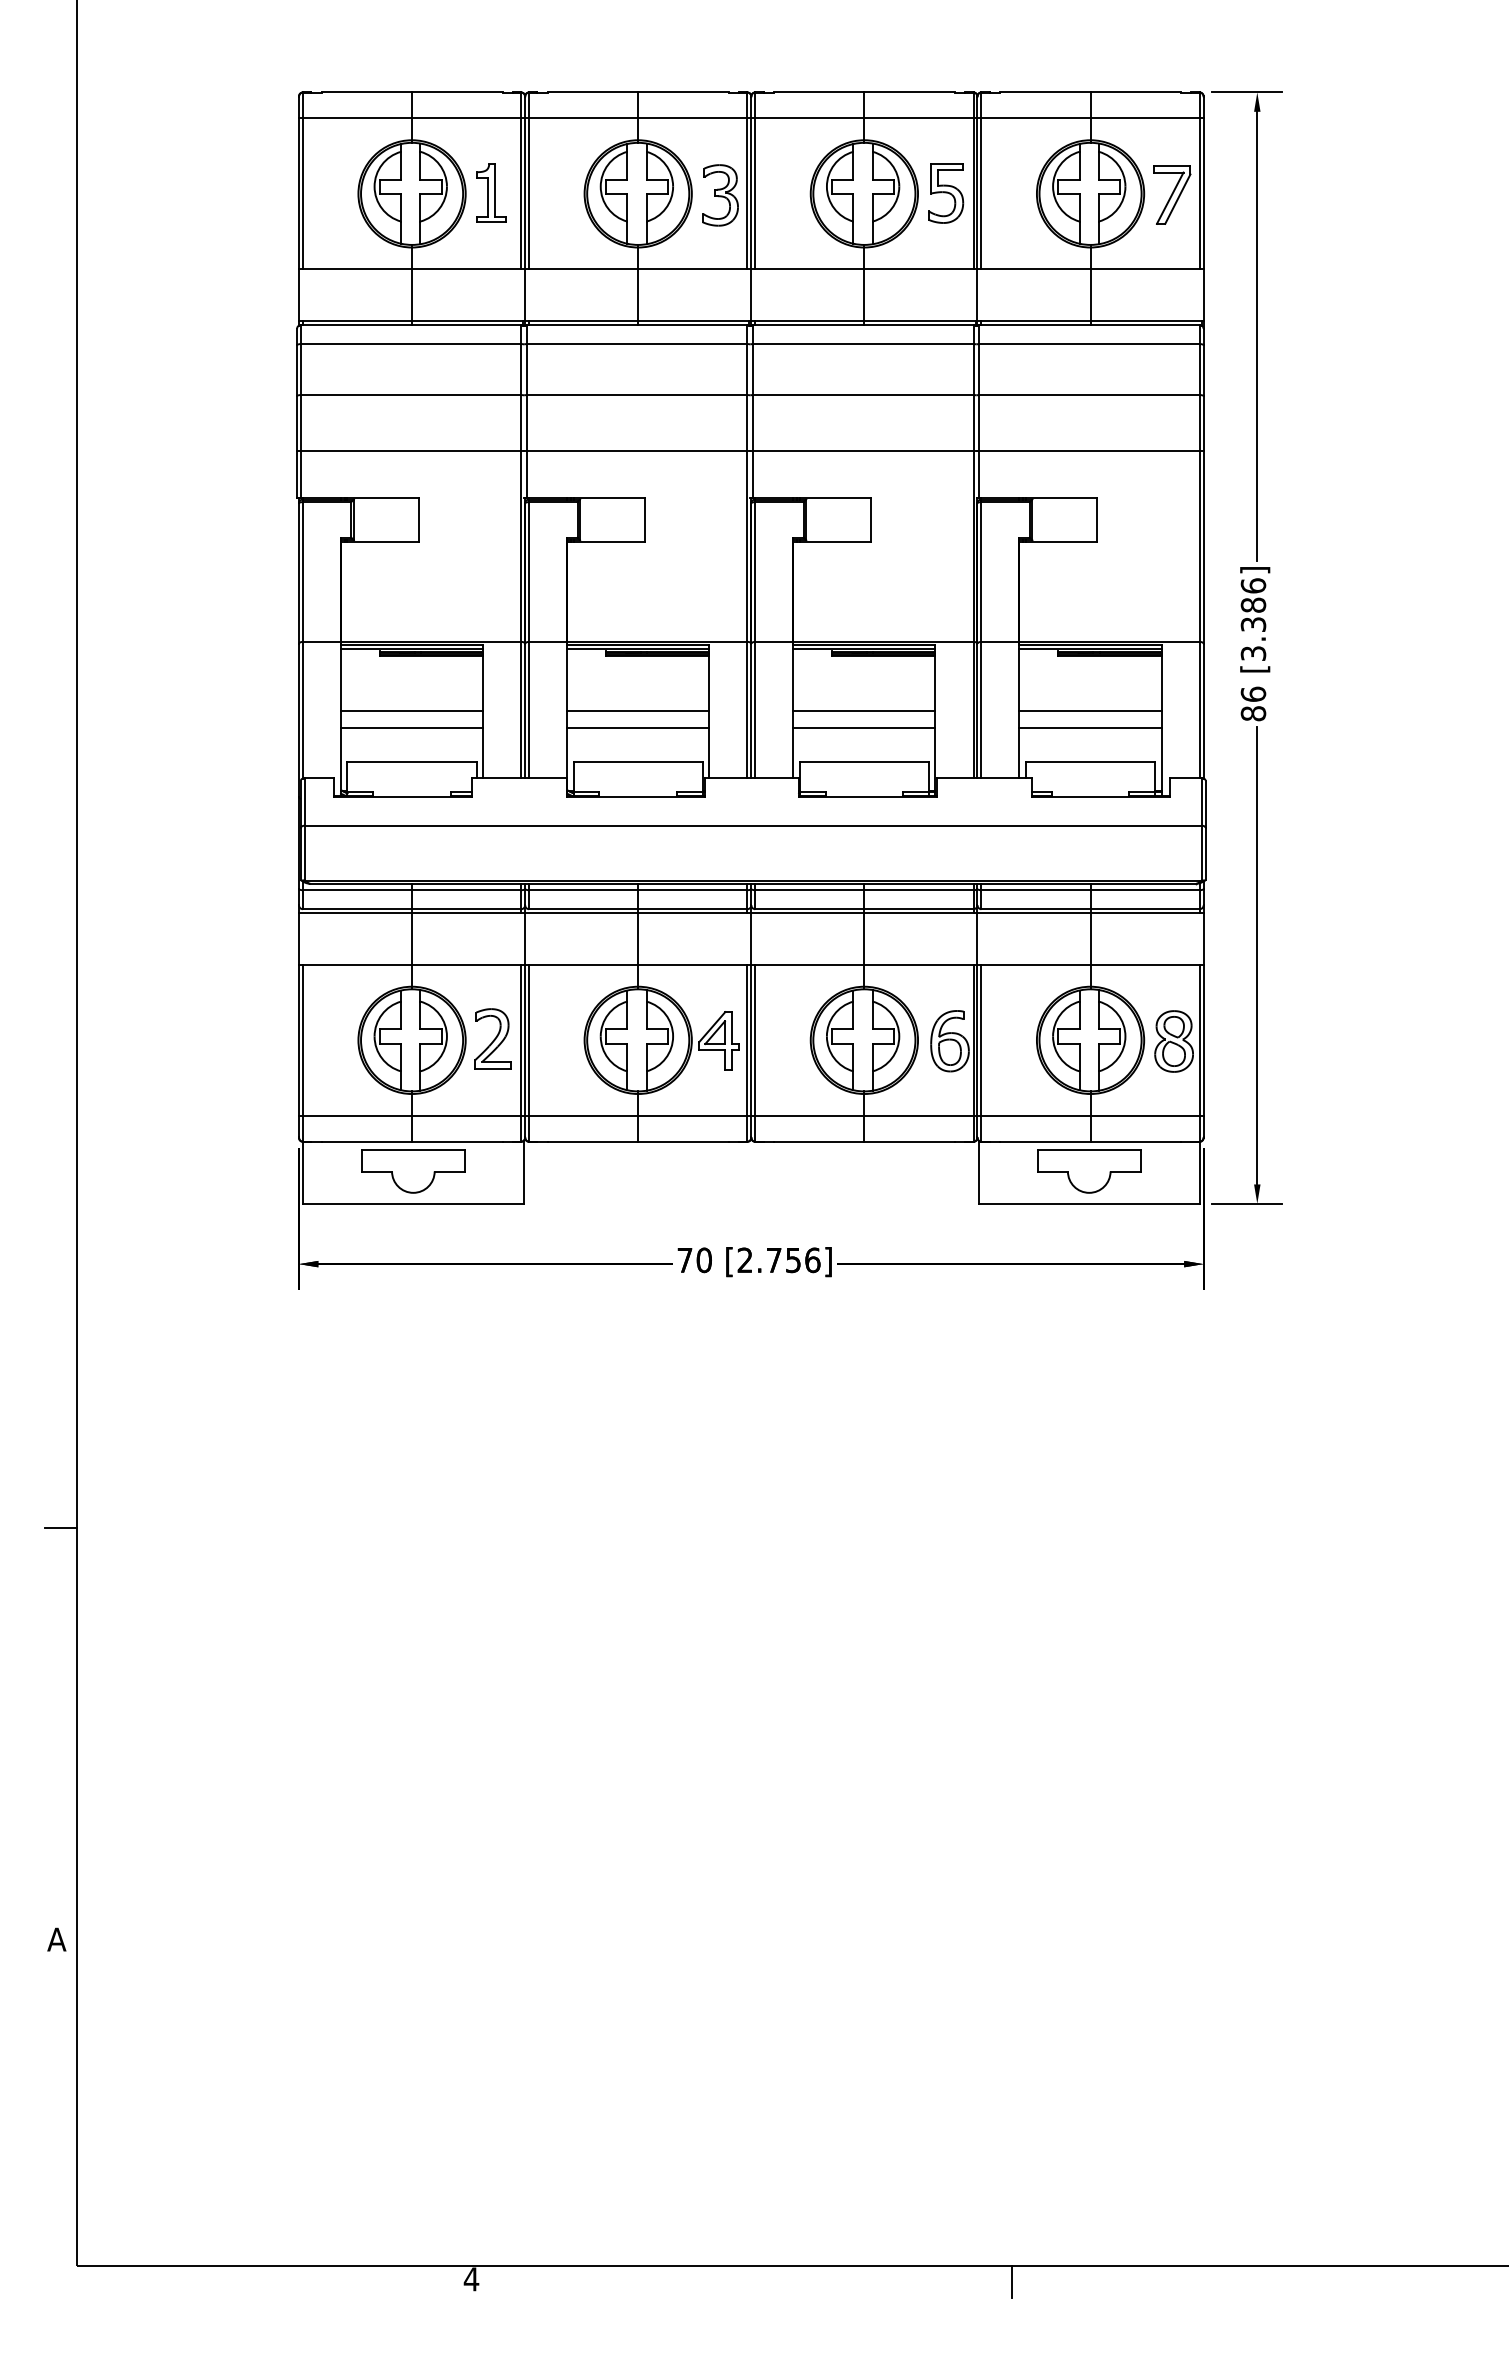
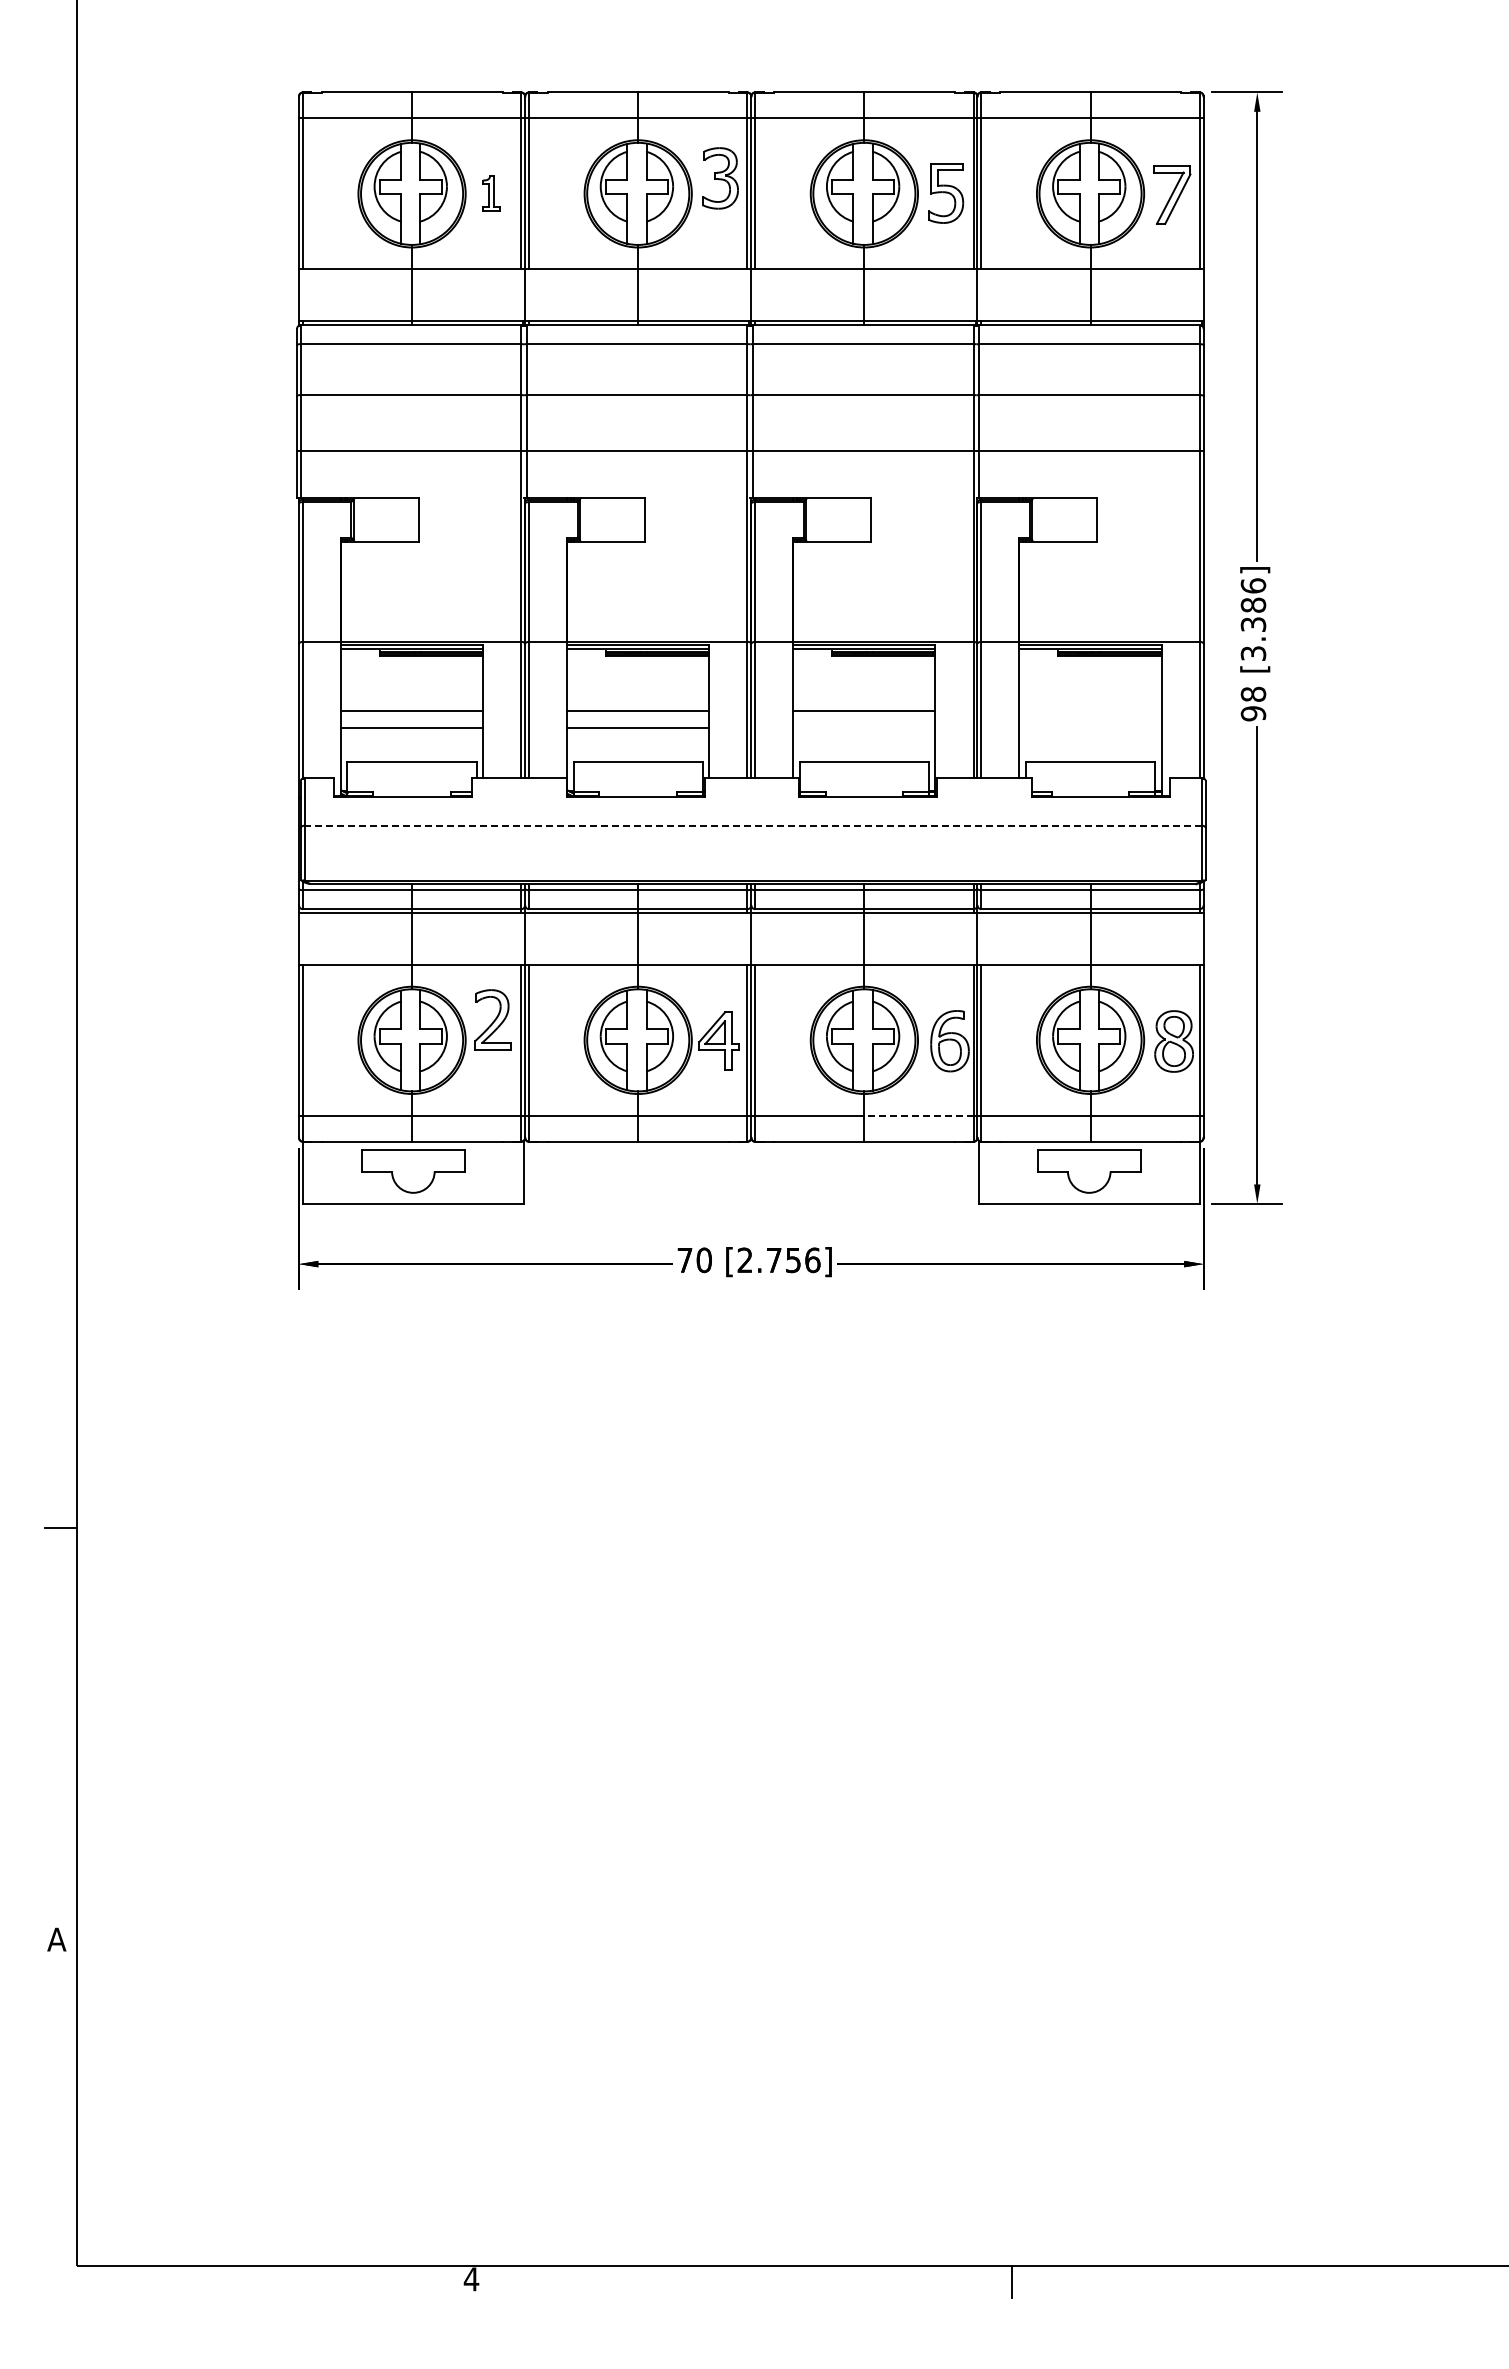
part size: 31x60 px -> 19x37 px (491, 193)
part position: (720, 195) -> (720, 178) (720, 178)
text: 86 -> 98 (1253, 703)
line: present -> none (1090, 710)
line: present -> none (864, 727)
line: present -> none (1090, 727)
line: solid -> dashed (752, 825)
part position: (492, 1038) -> (492, 1019) (492, 1019)
line: solid -> dashed (918, 1115)
